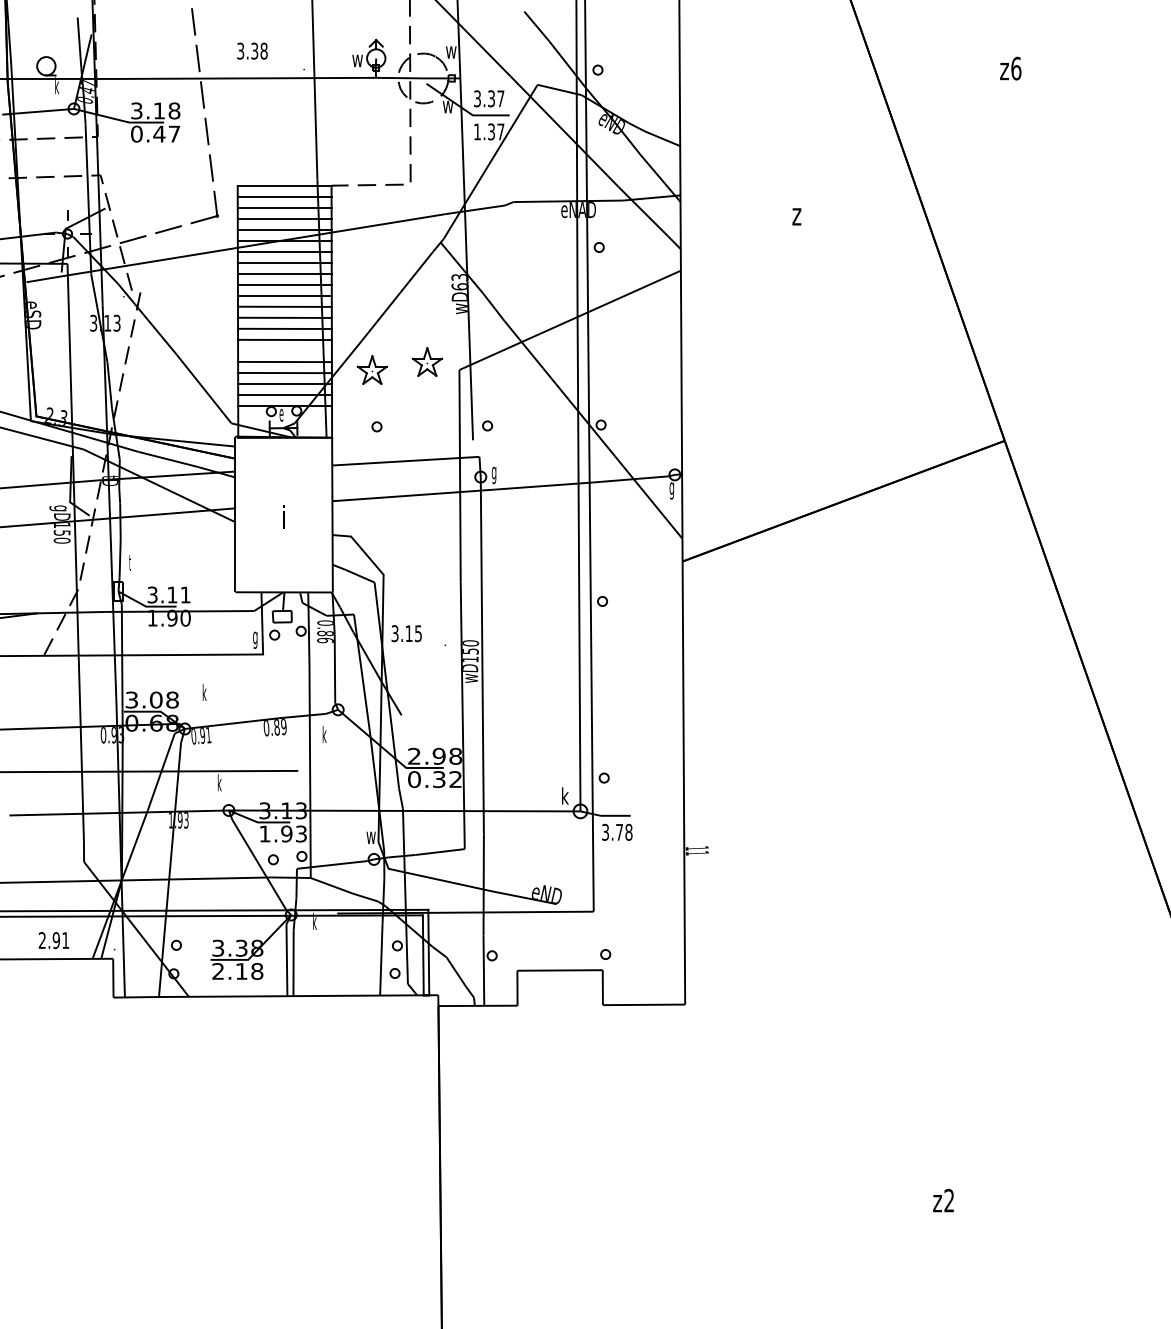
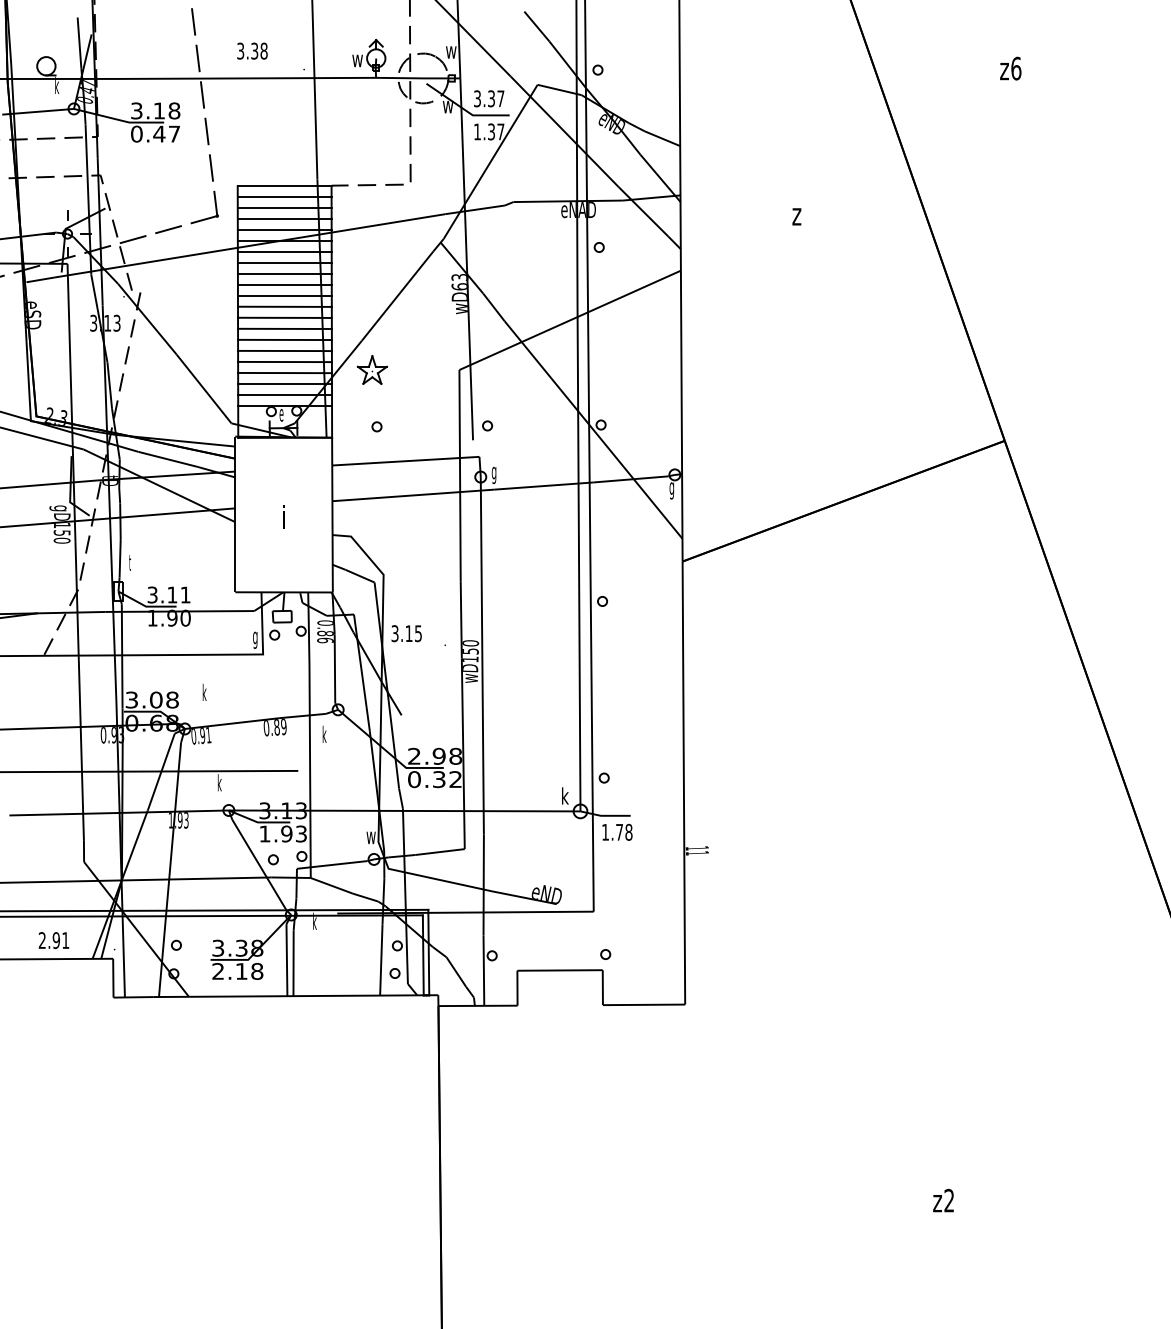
line: none -> present (284, 350)
part: present -> none (426, 361)
text: 3.78 -> 1.78 (605, 831)
